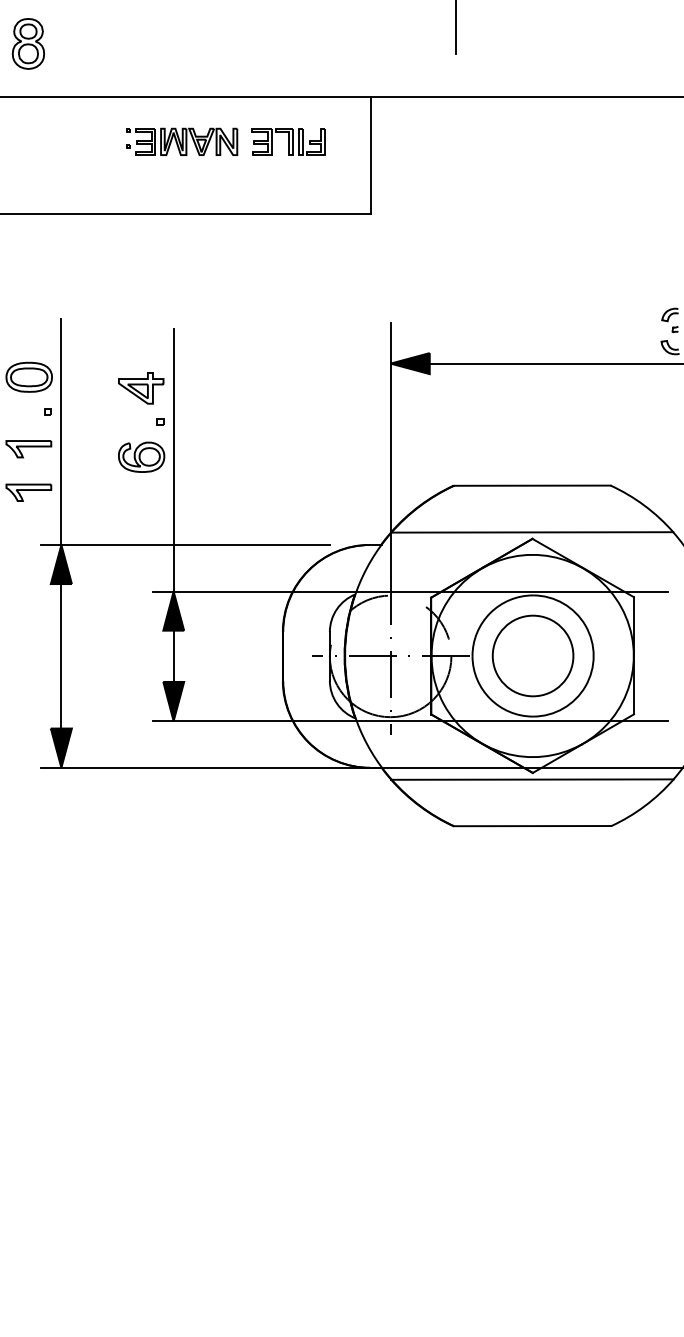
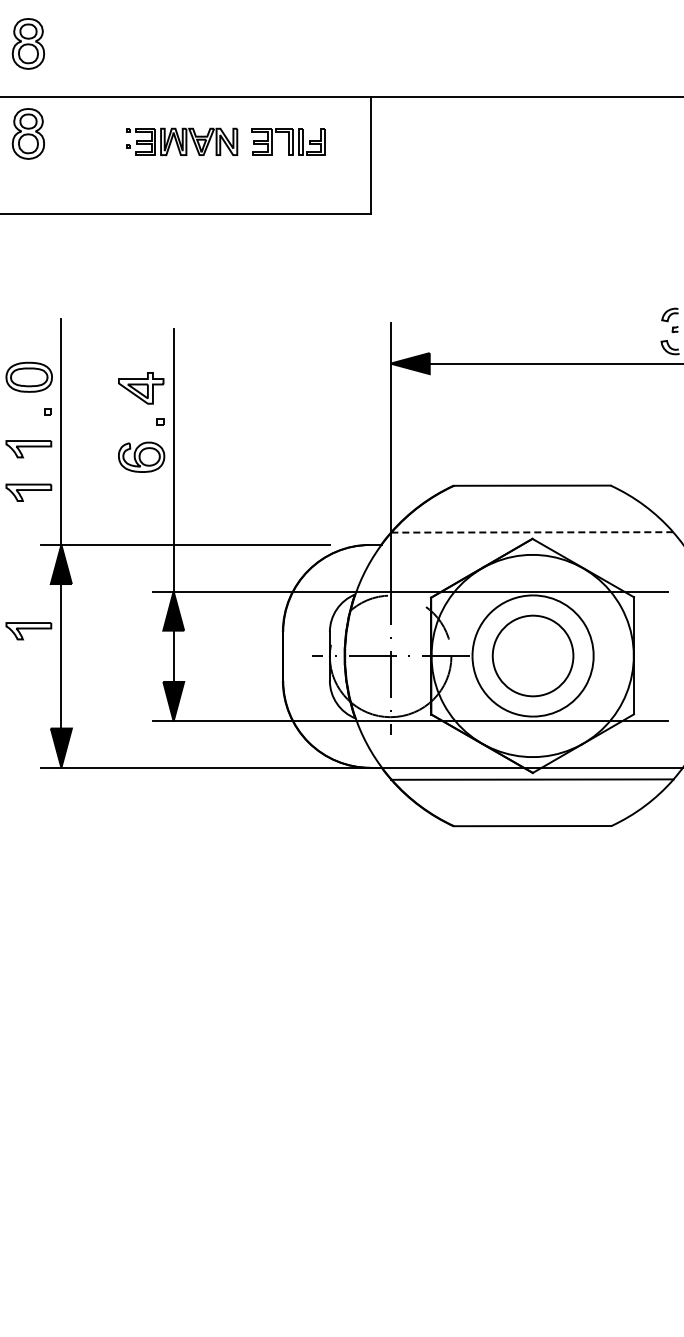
line: present -> none (455, 28)
part: none -> present (27, 133)
line: solid -> dashed (532, 532)
part: none -> present (28, 631)
